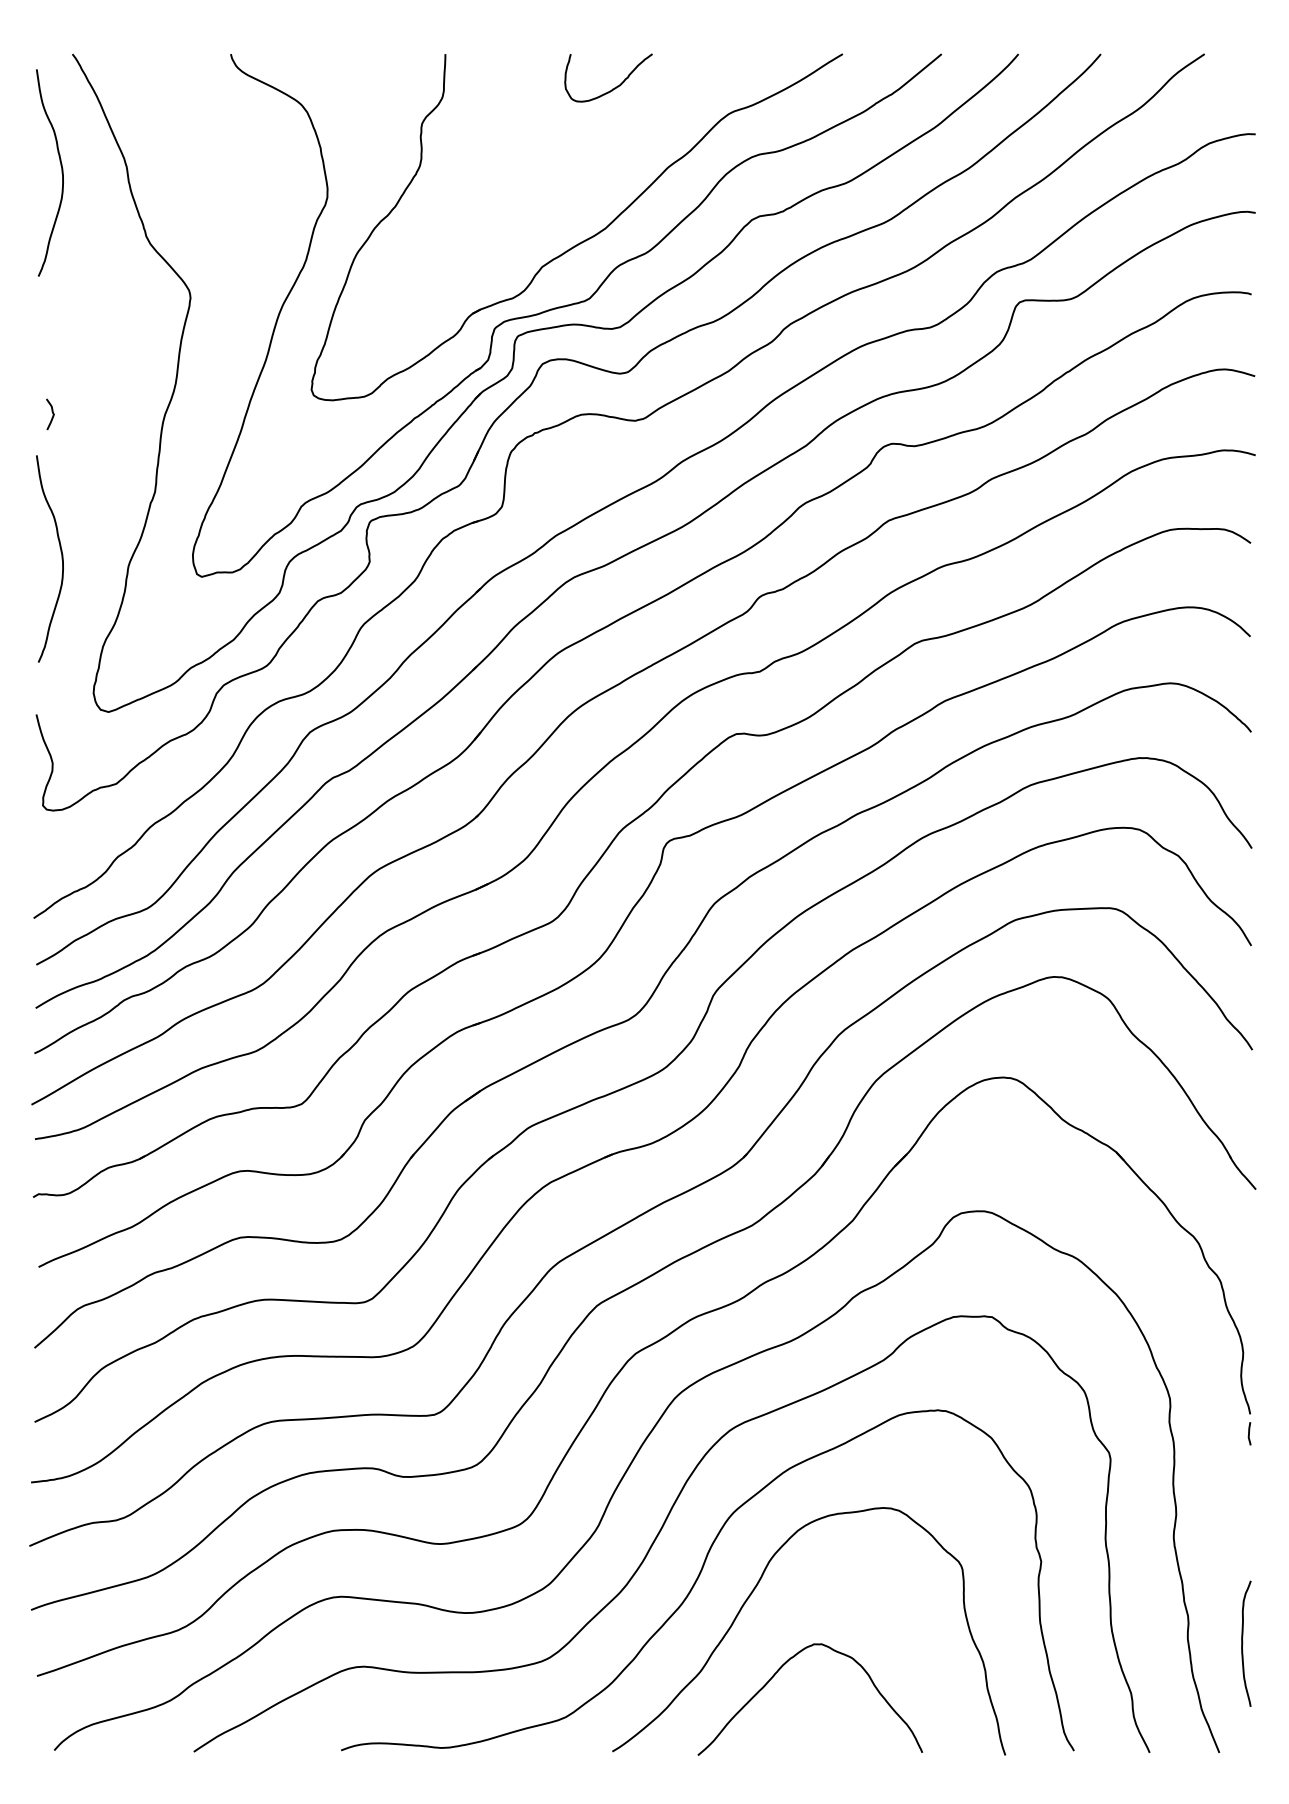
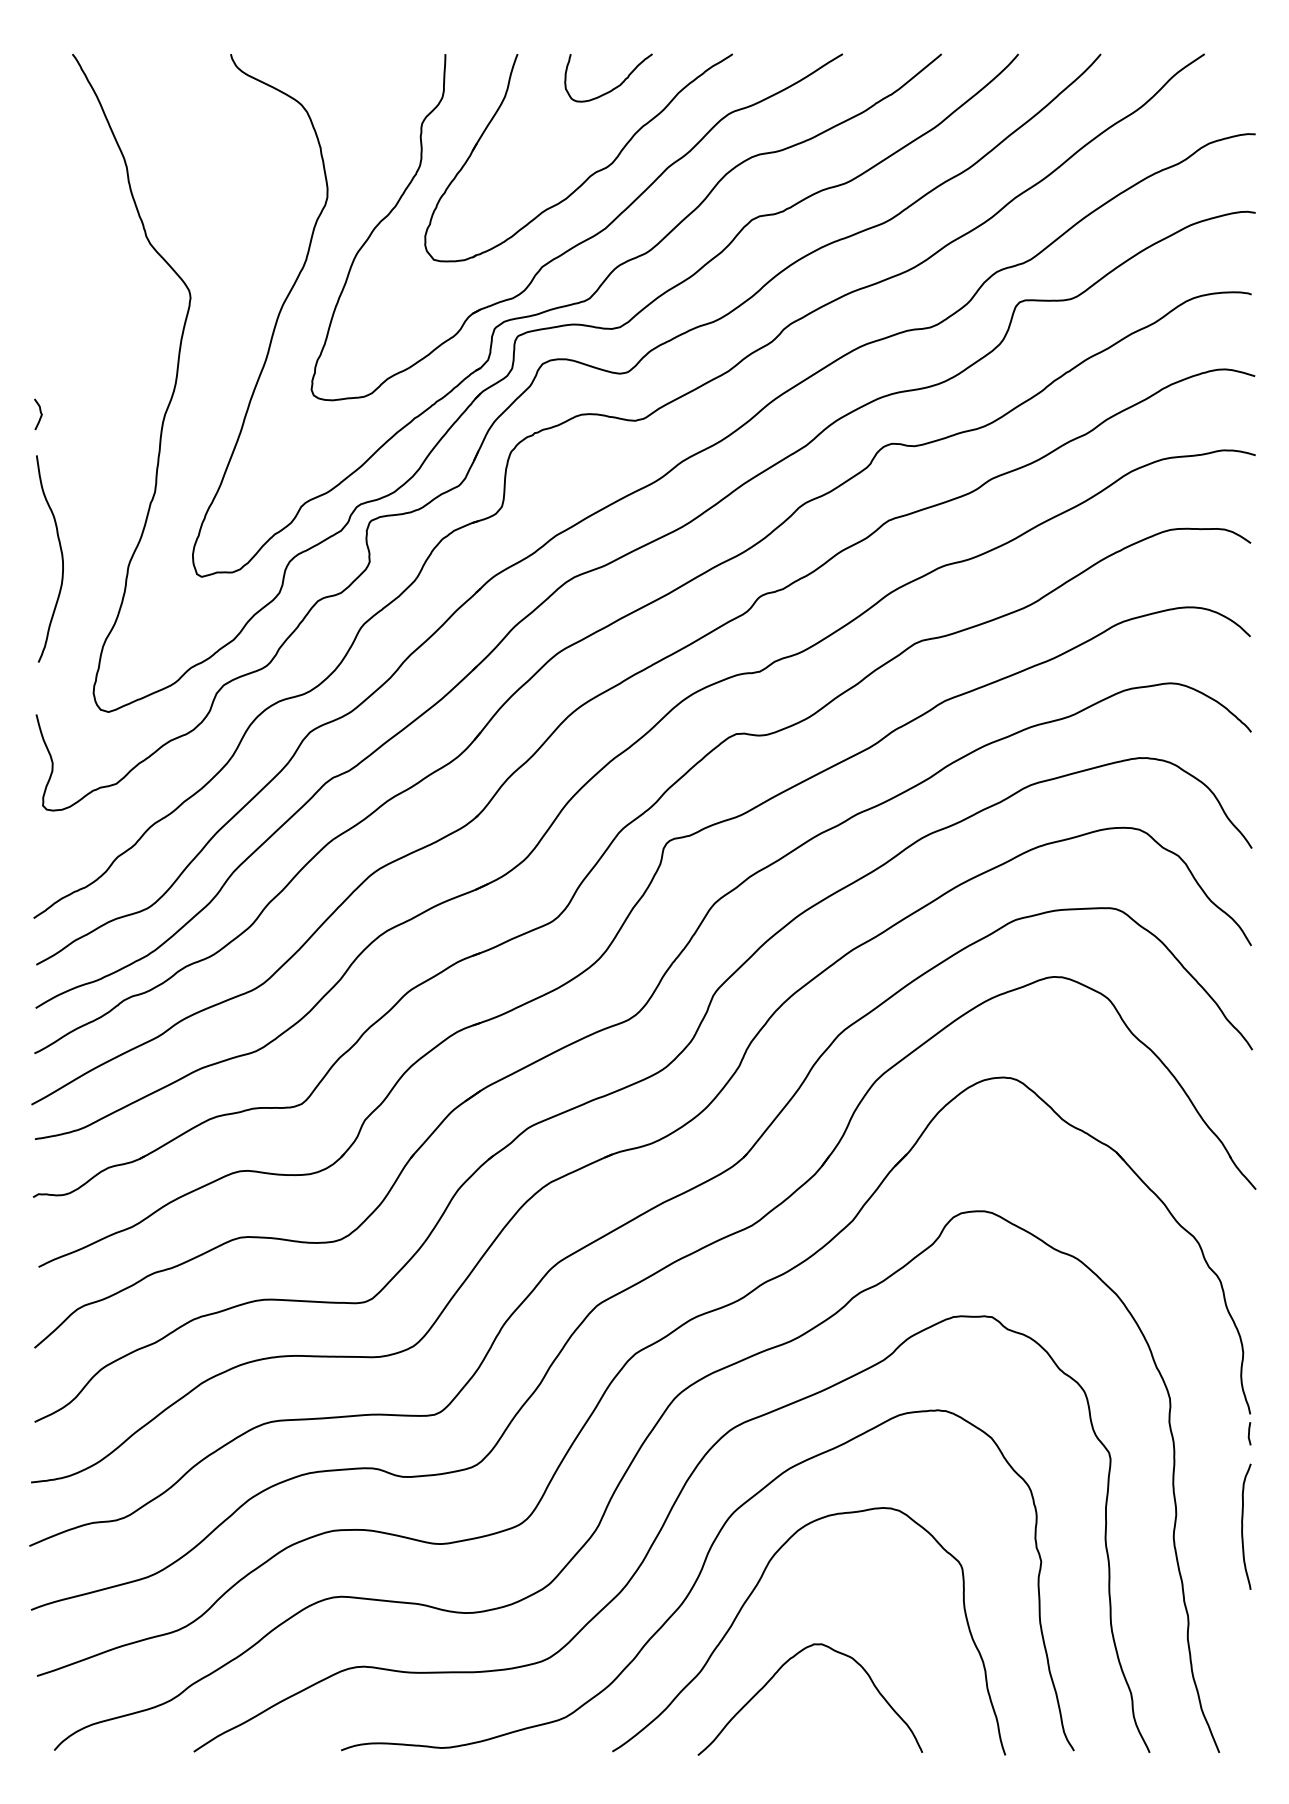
curve: present -> none (61, 172)
part: none -> present (589, 175)
curve position: (52, 414) -> (40, 414) (40, 414)
curve position: (1243, 1643) -> (1243, 1526) (1243, 1526)
